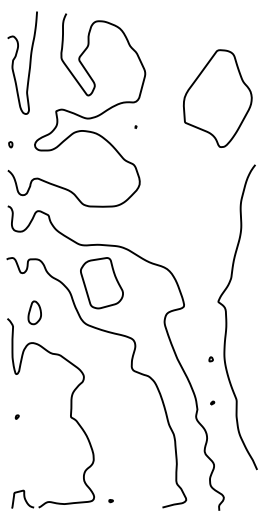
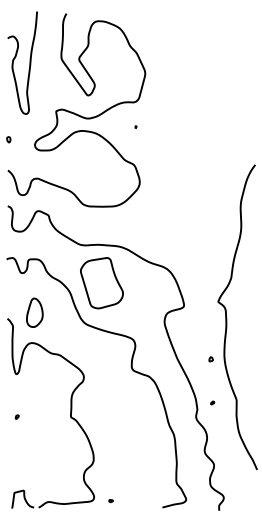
part: present -> none (217, 98)
part position: (10, 144) -> (8, 139) (8, 139)
part size: 15x26 px -> 18x31 px (34, 312)
